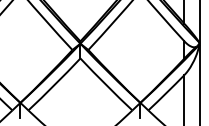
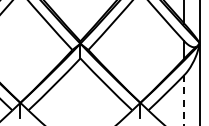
line: solid -> dashed (184, 100)
